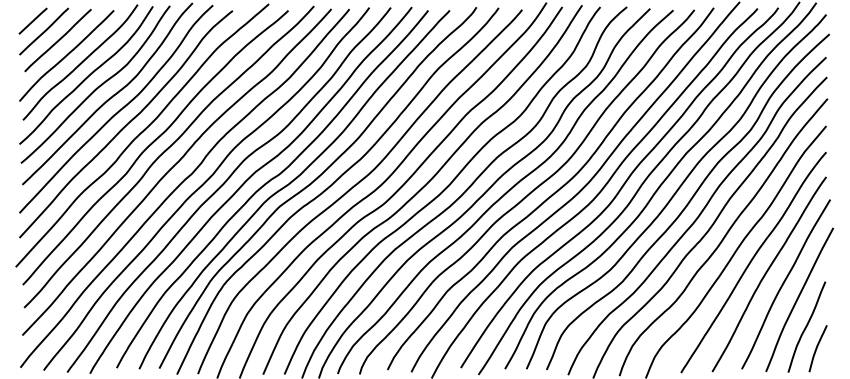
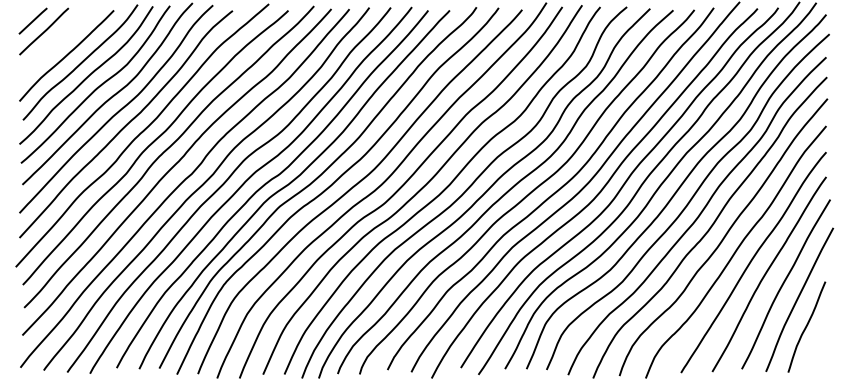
line: present -> none (57, 40)
curve: present -> none (817, 348)
